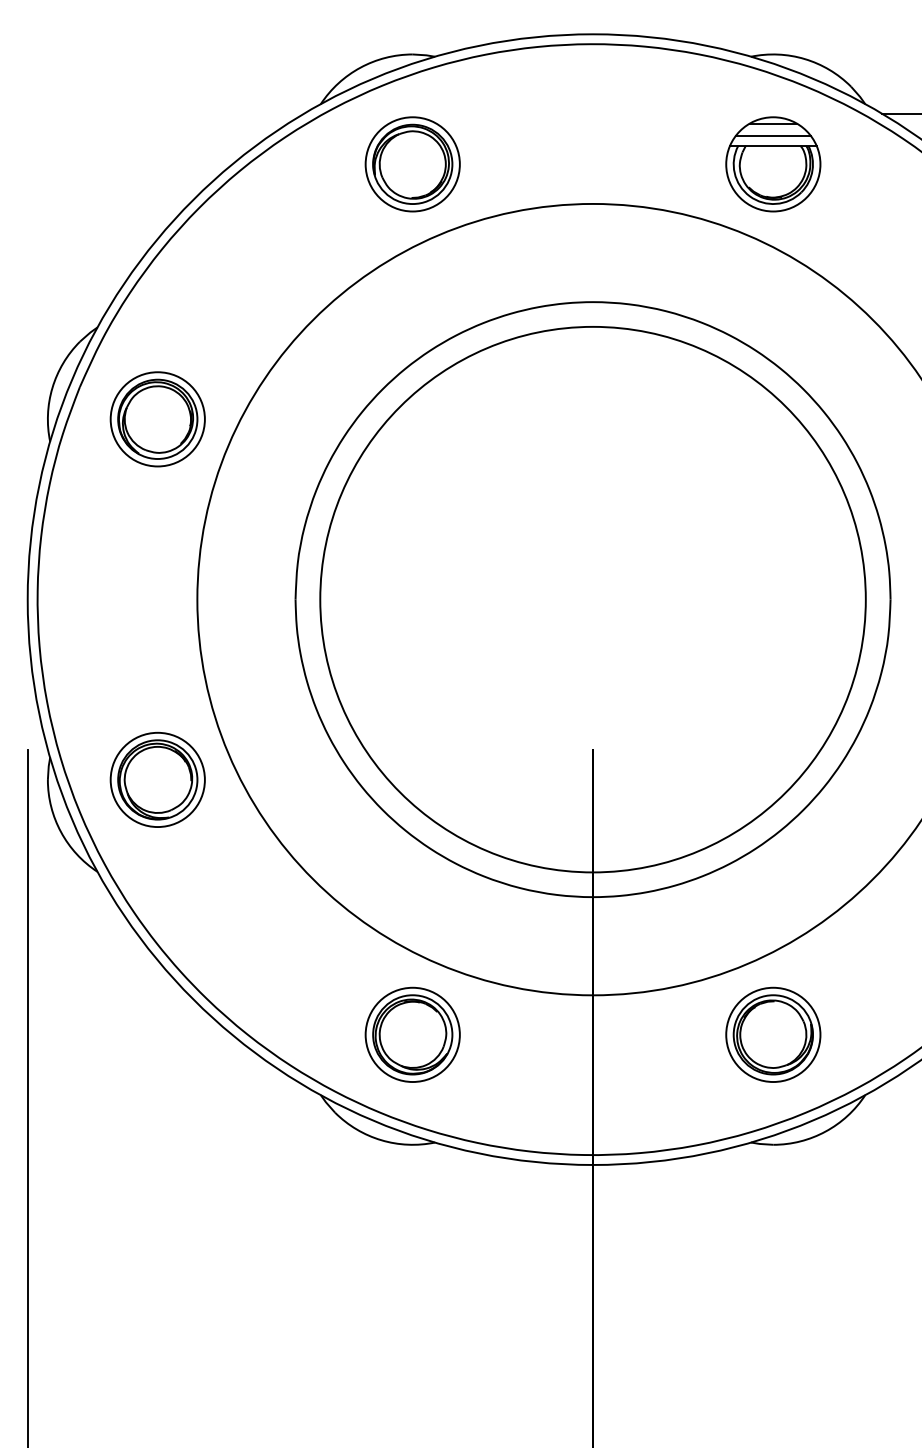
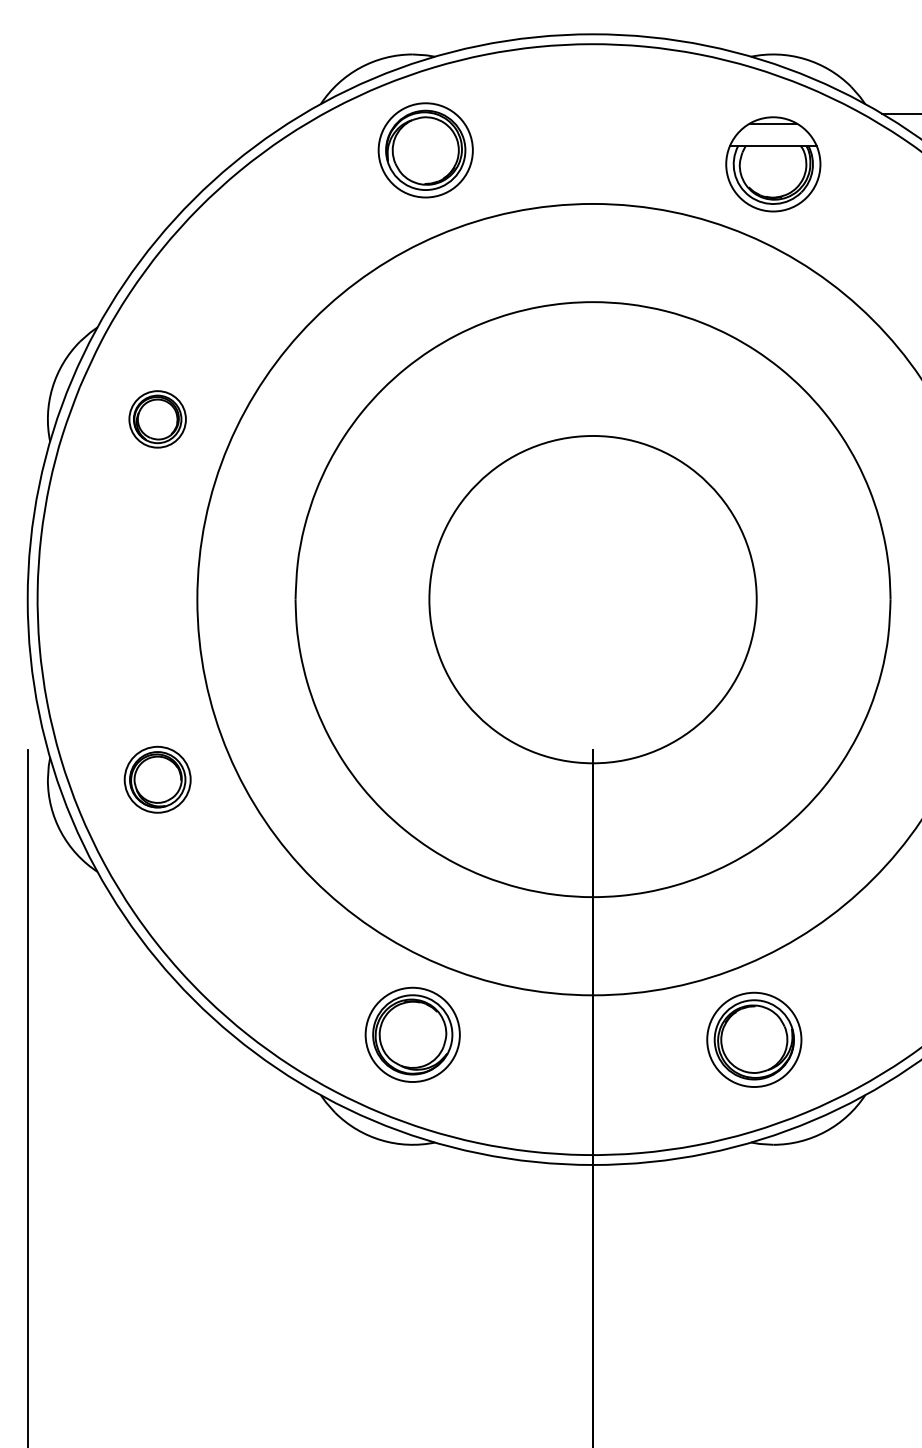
line: present -> none (772, 135)
part position: (412, 164) -> (425, 150) (425, 150)
part size: 97x97 px -> 59x59 px (157, 419)
circle diameter: 546 px -> 327 px (592, 599)
part size: 97x97 px -> 69x69 px (157, 779)
part position: (773, 1034) -> (754, 1039) (754, 1039)
